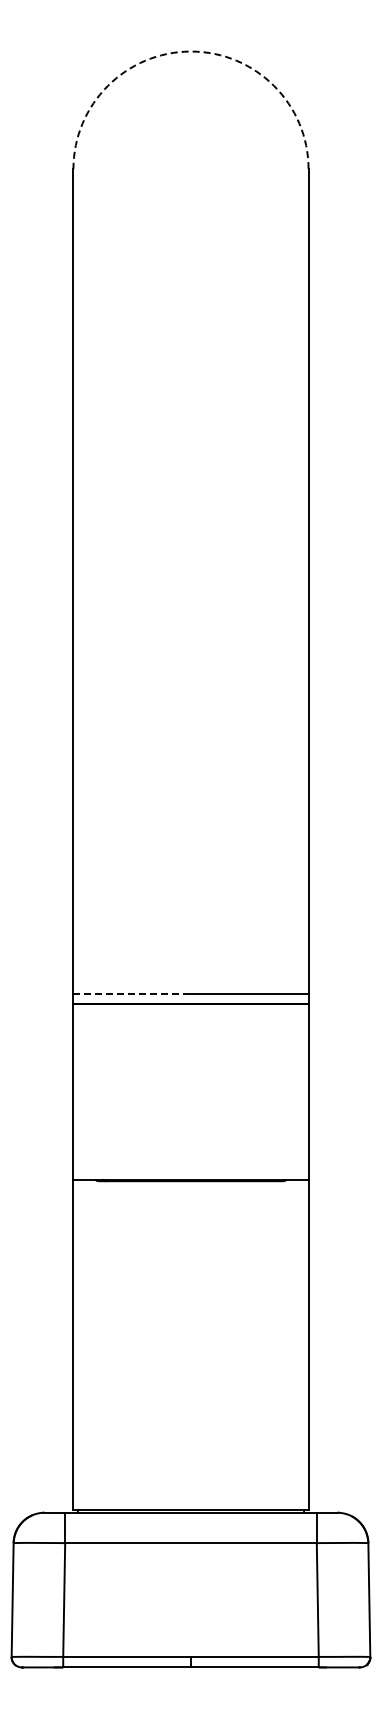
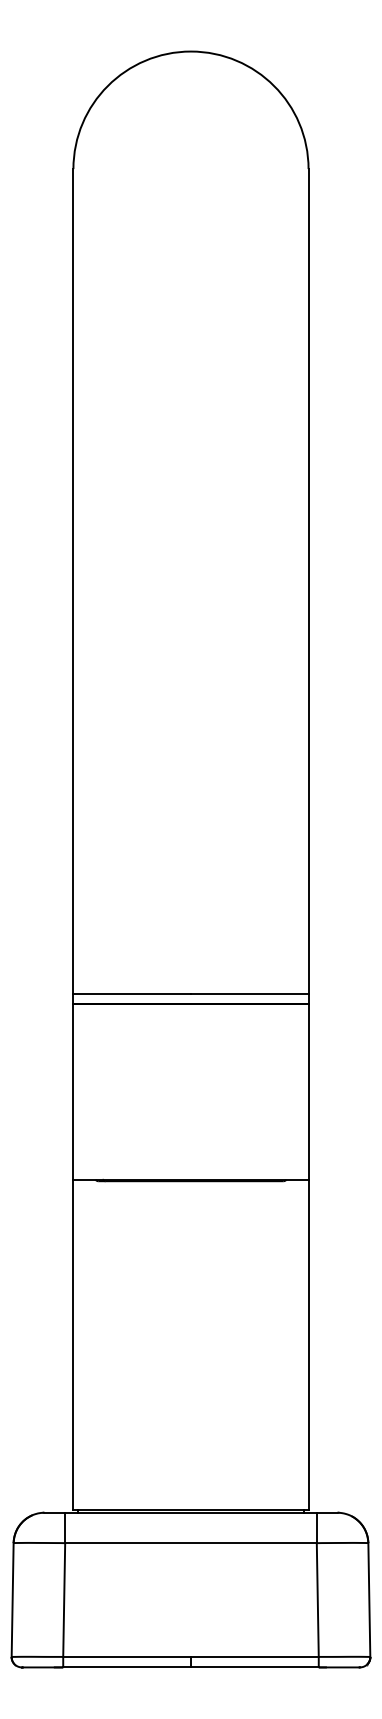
arc: dashed -> solid (191, 51)
line: dashed -> solid (132, 994)
